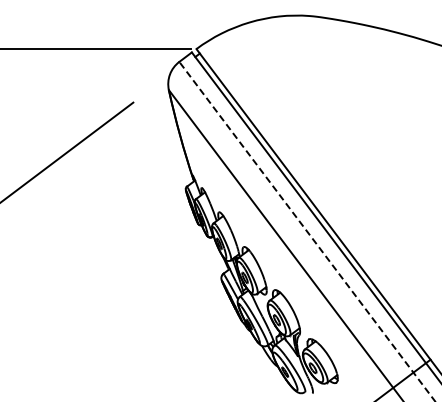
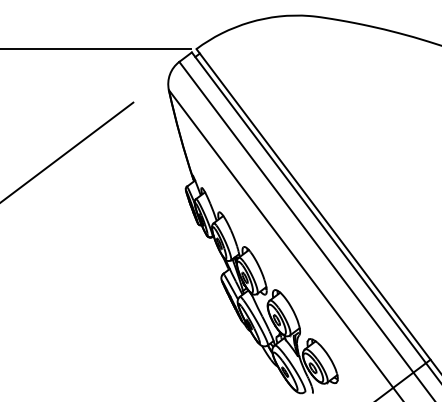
line: dashed -> solid (307, 231)
